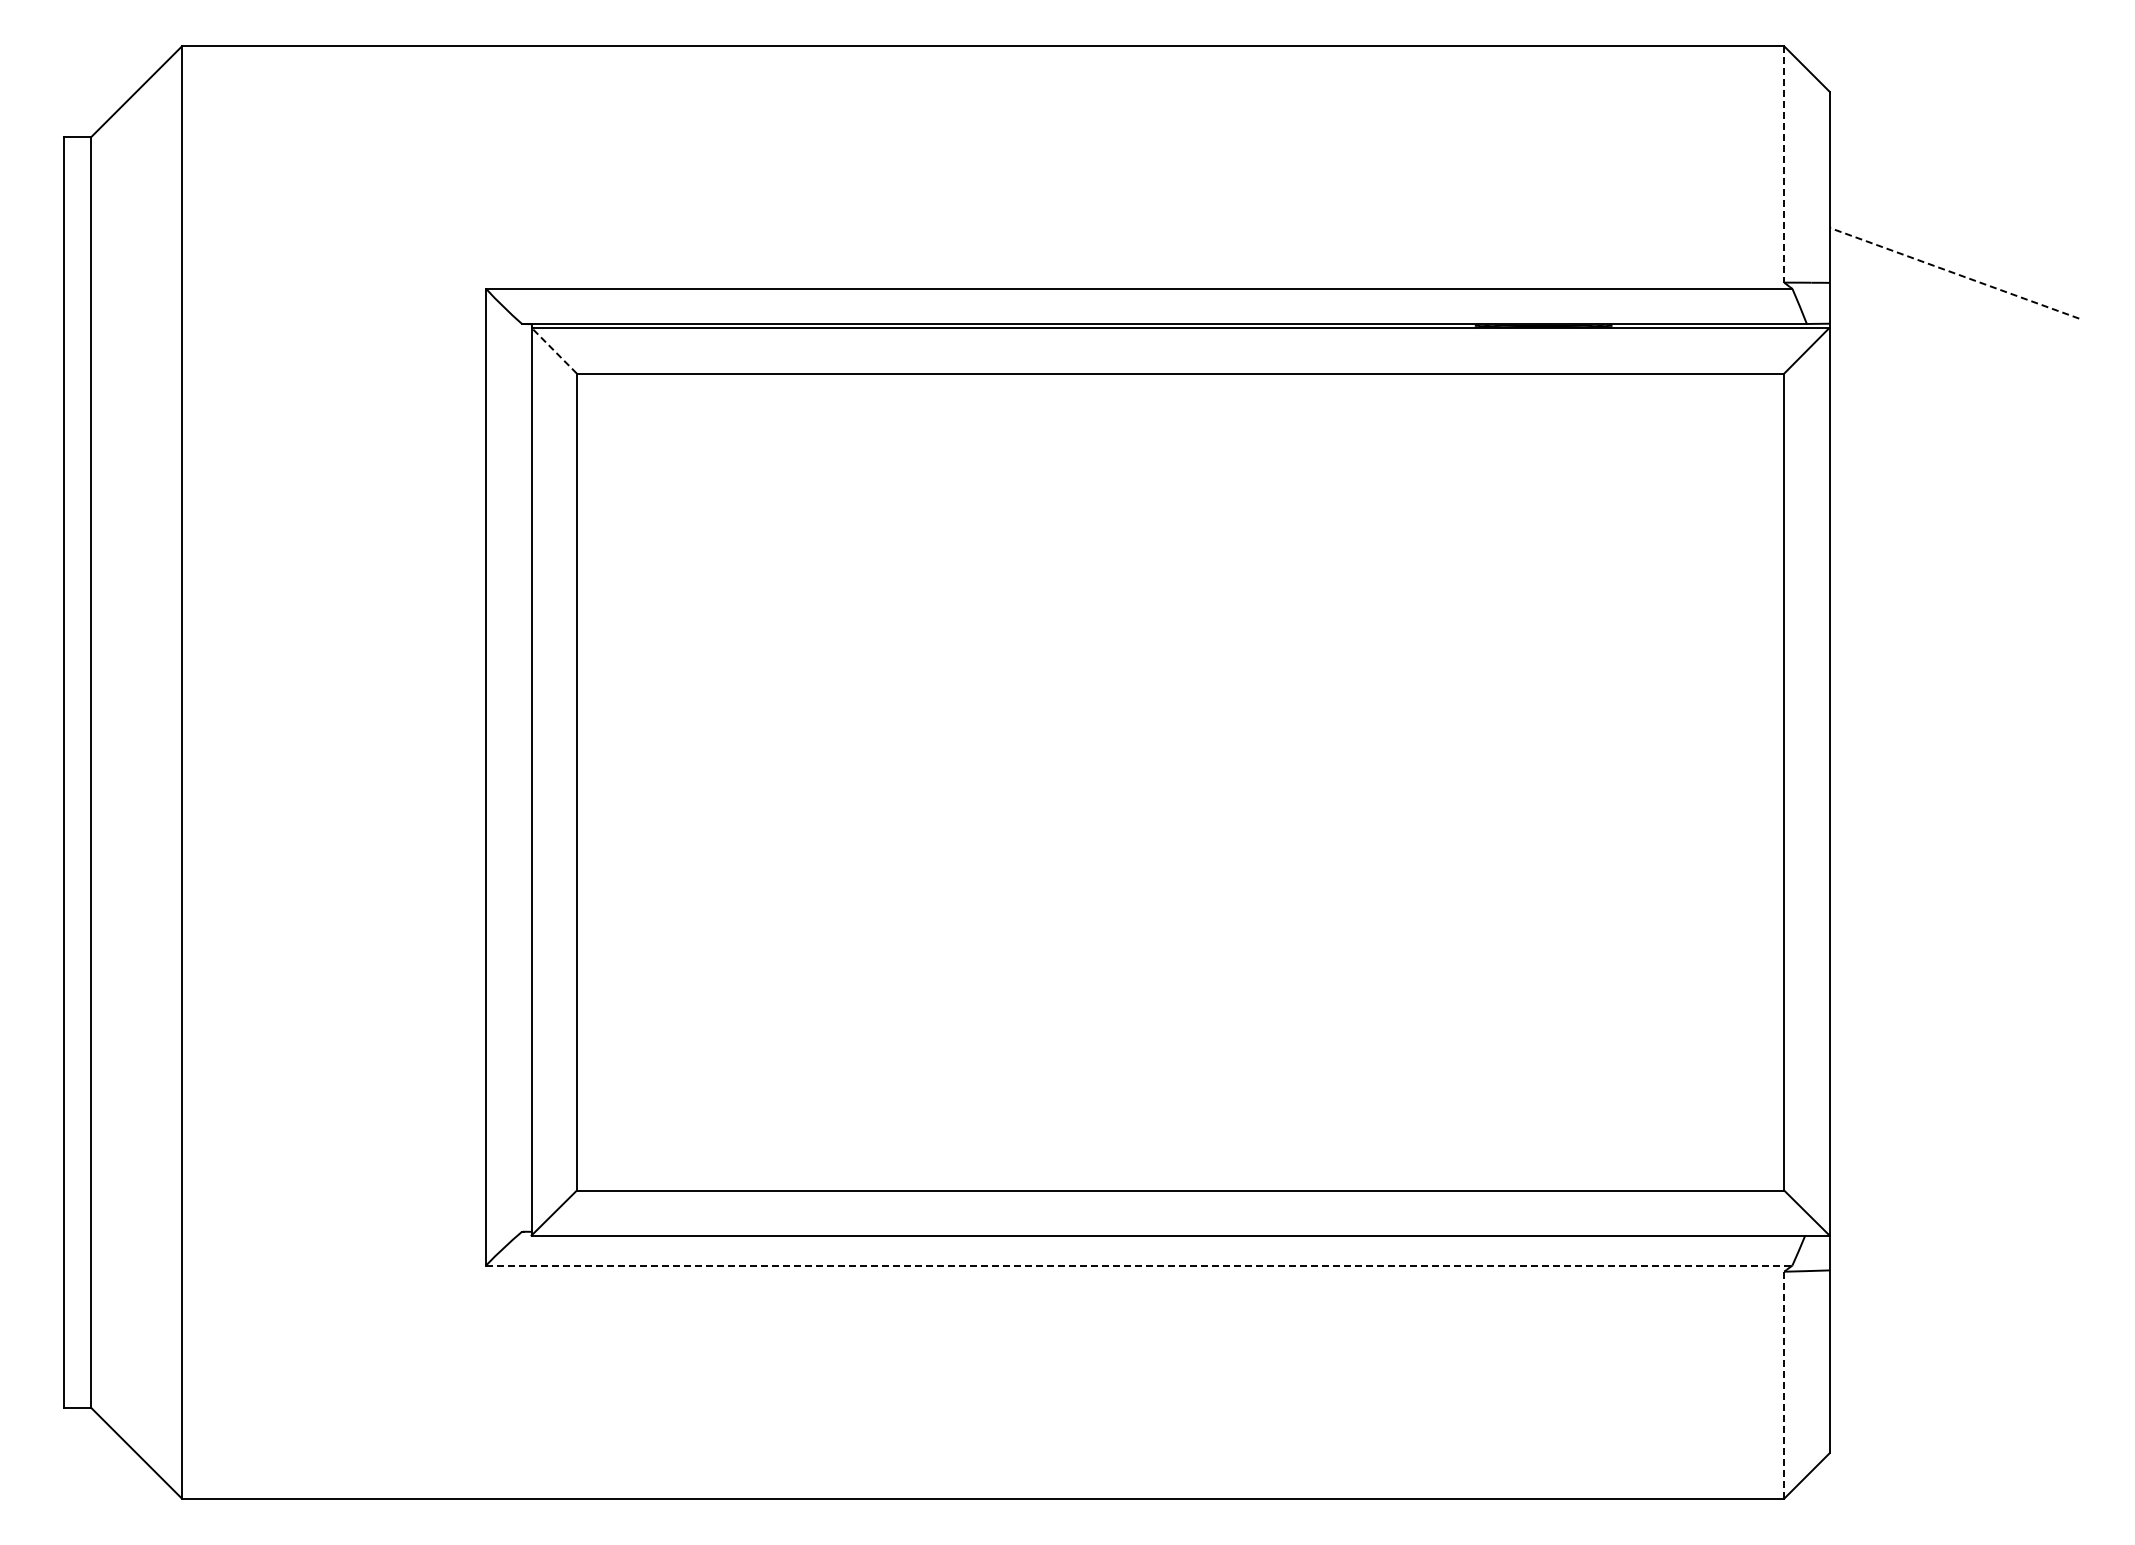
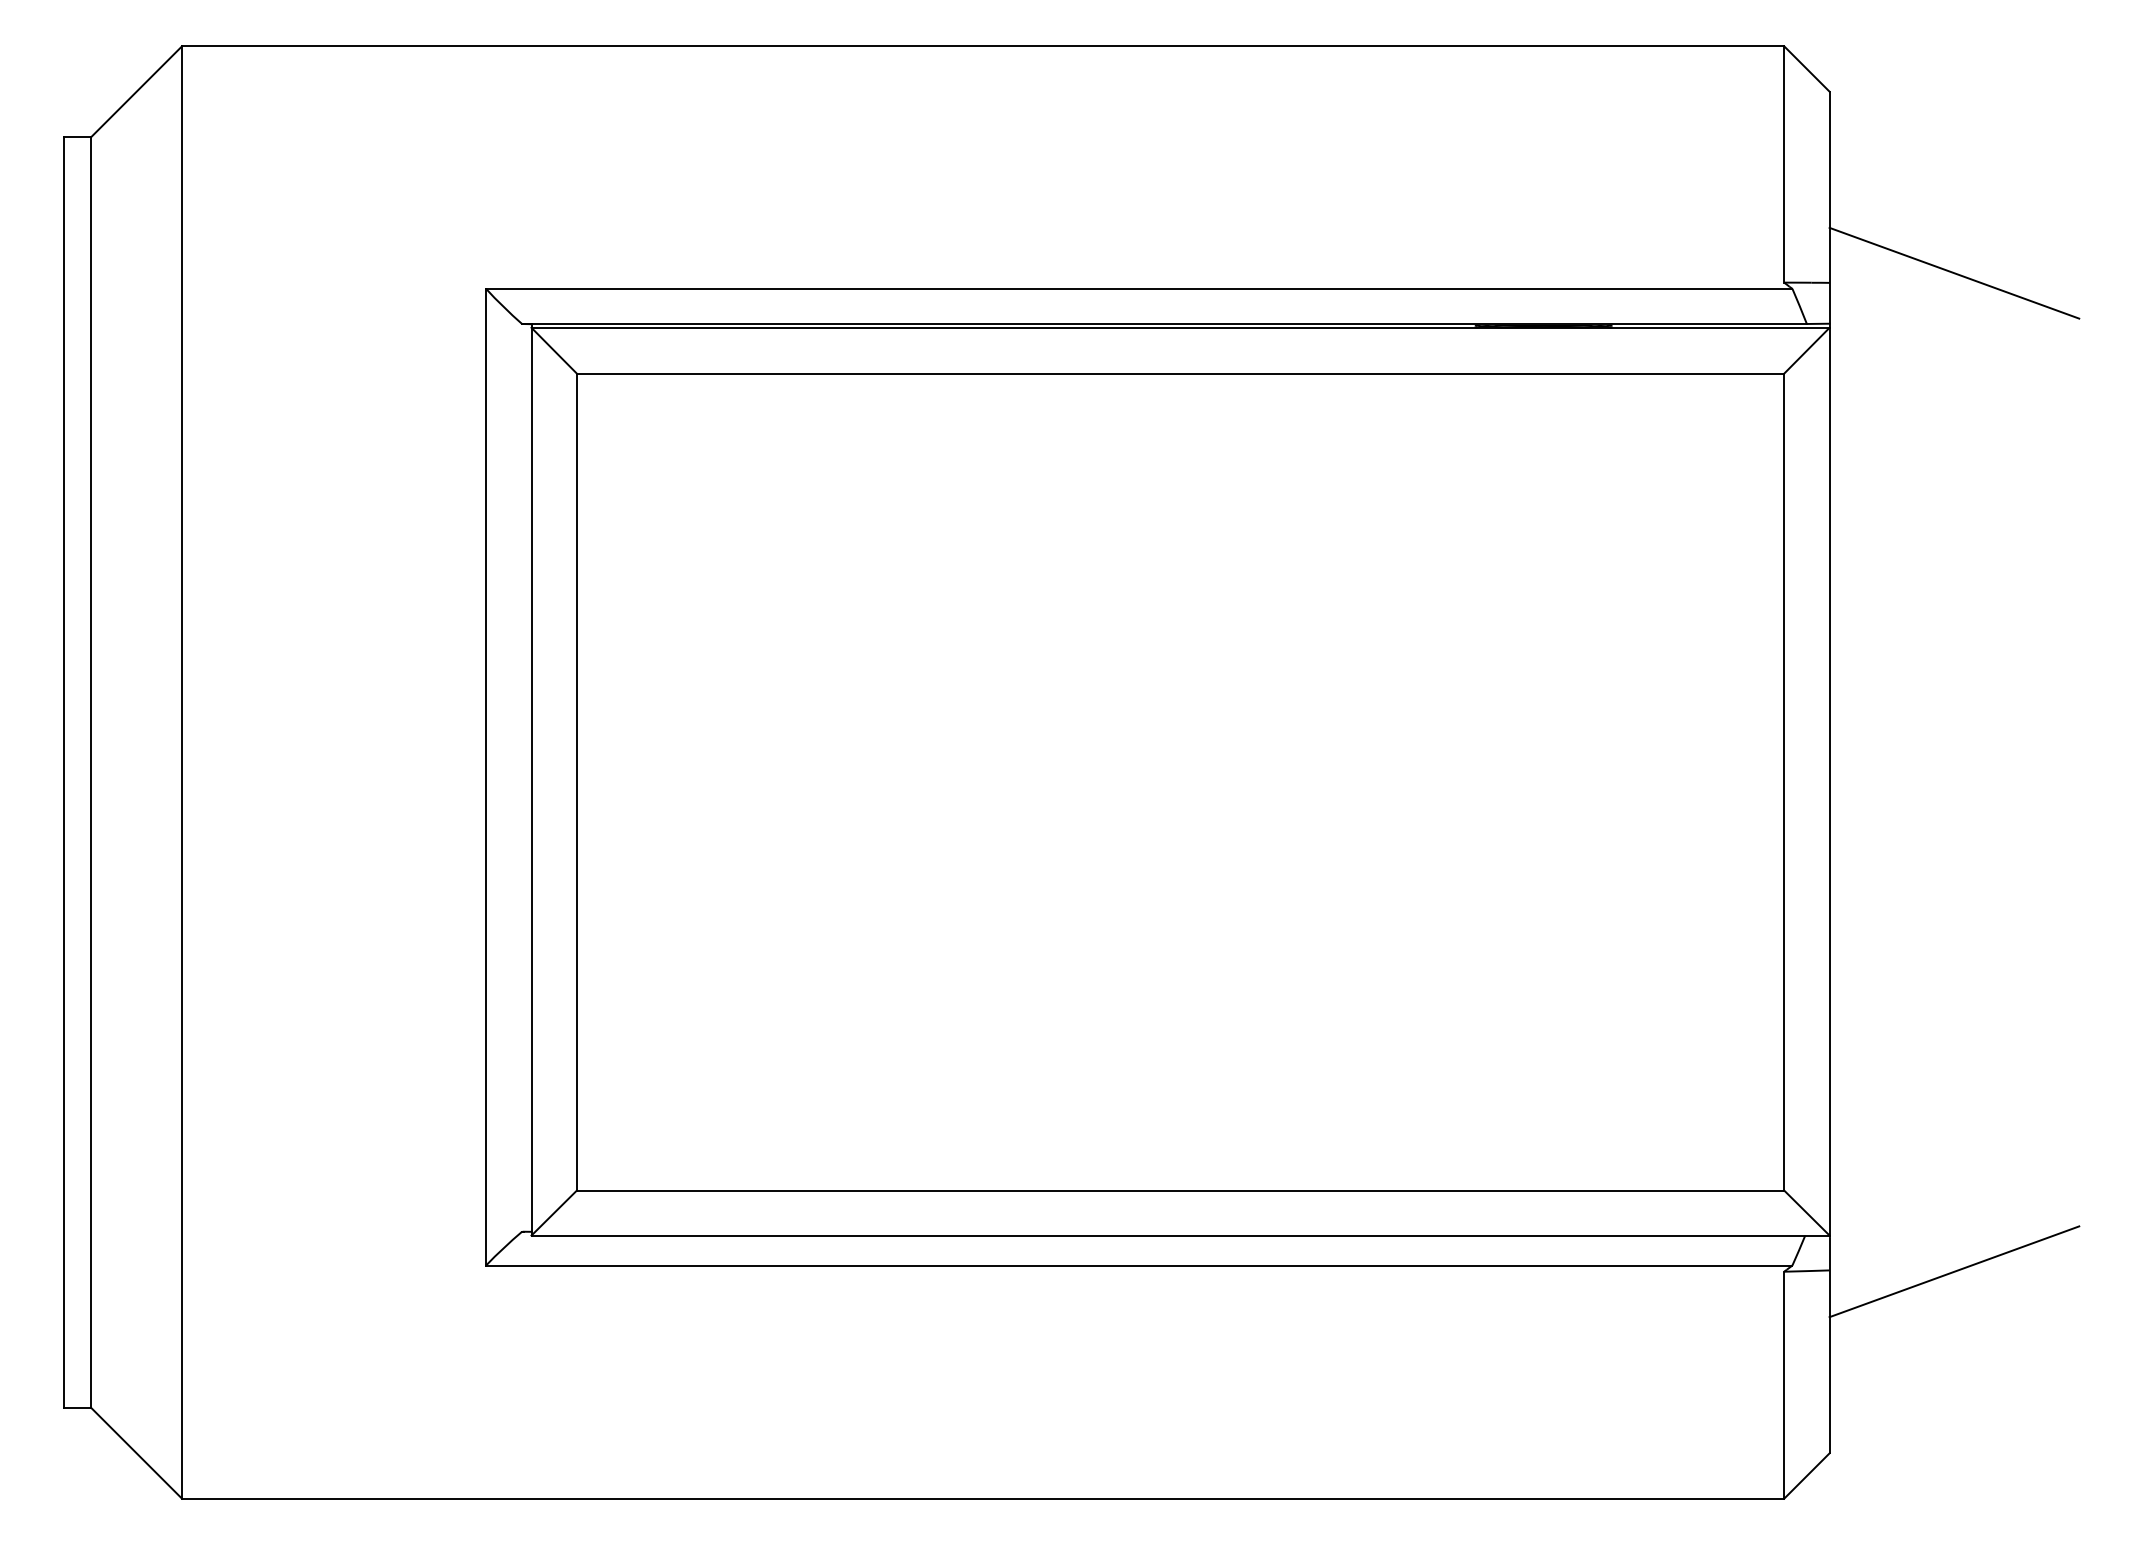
line: dashed -> solid (1784, 165)
line: dashed -> solid (1954, 273)
line: dashed -> solid (553, 350)
line: dashed -> solid (1139, 1265)
line: none -> present (1954, 1271)
line: dashed -> solid (1784, 1385)
